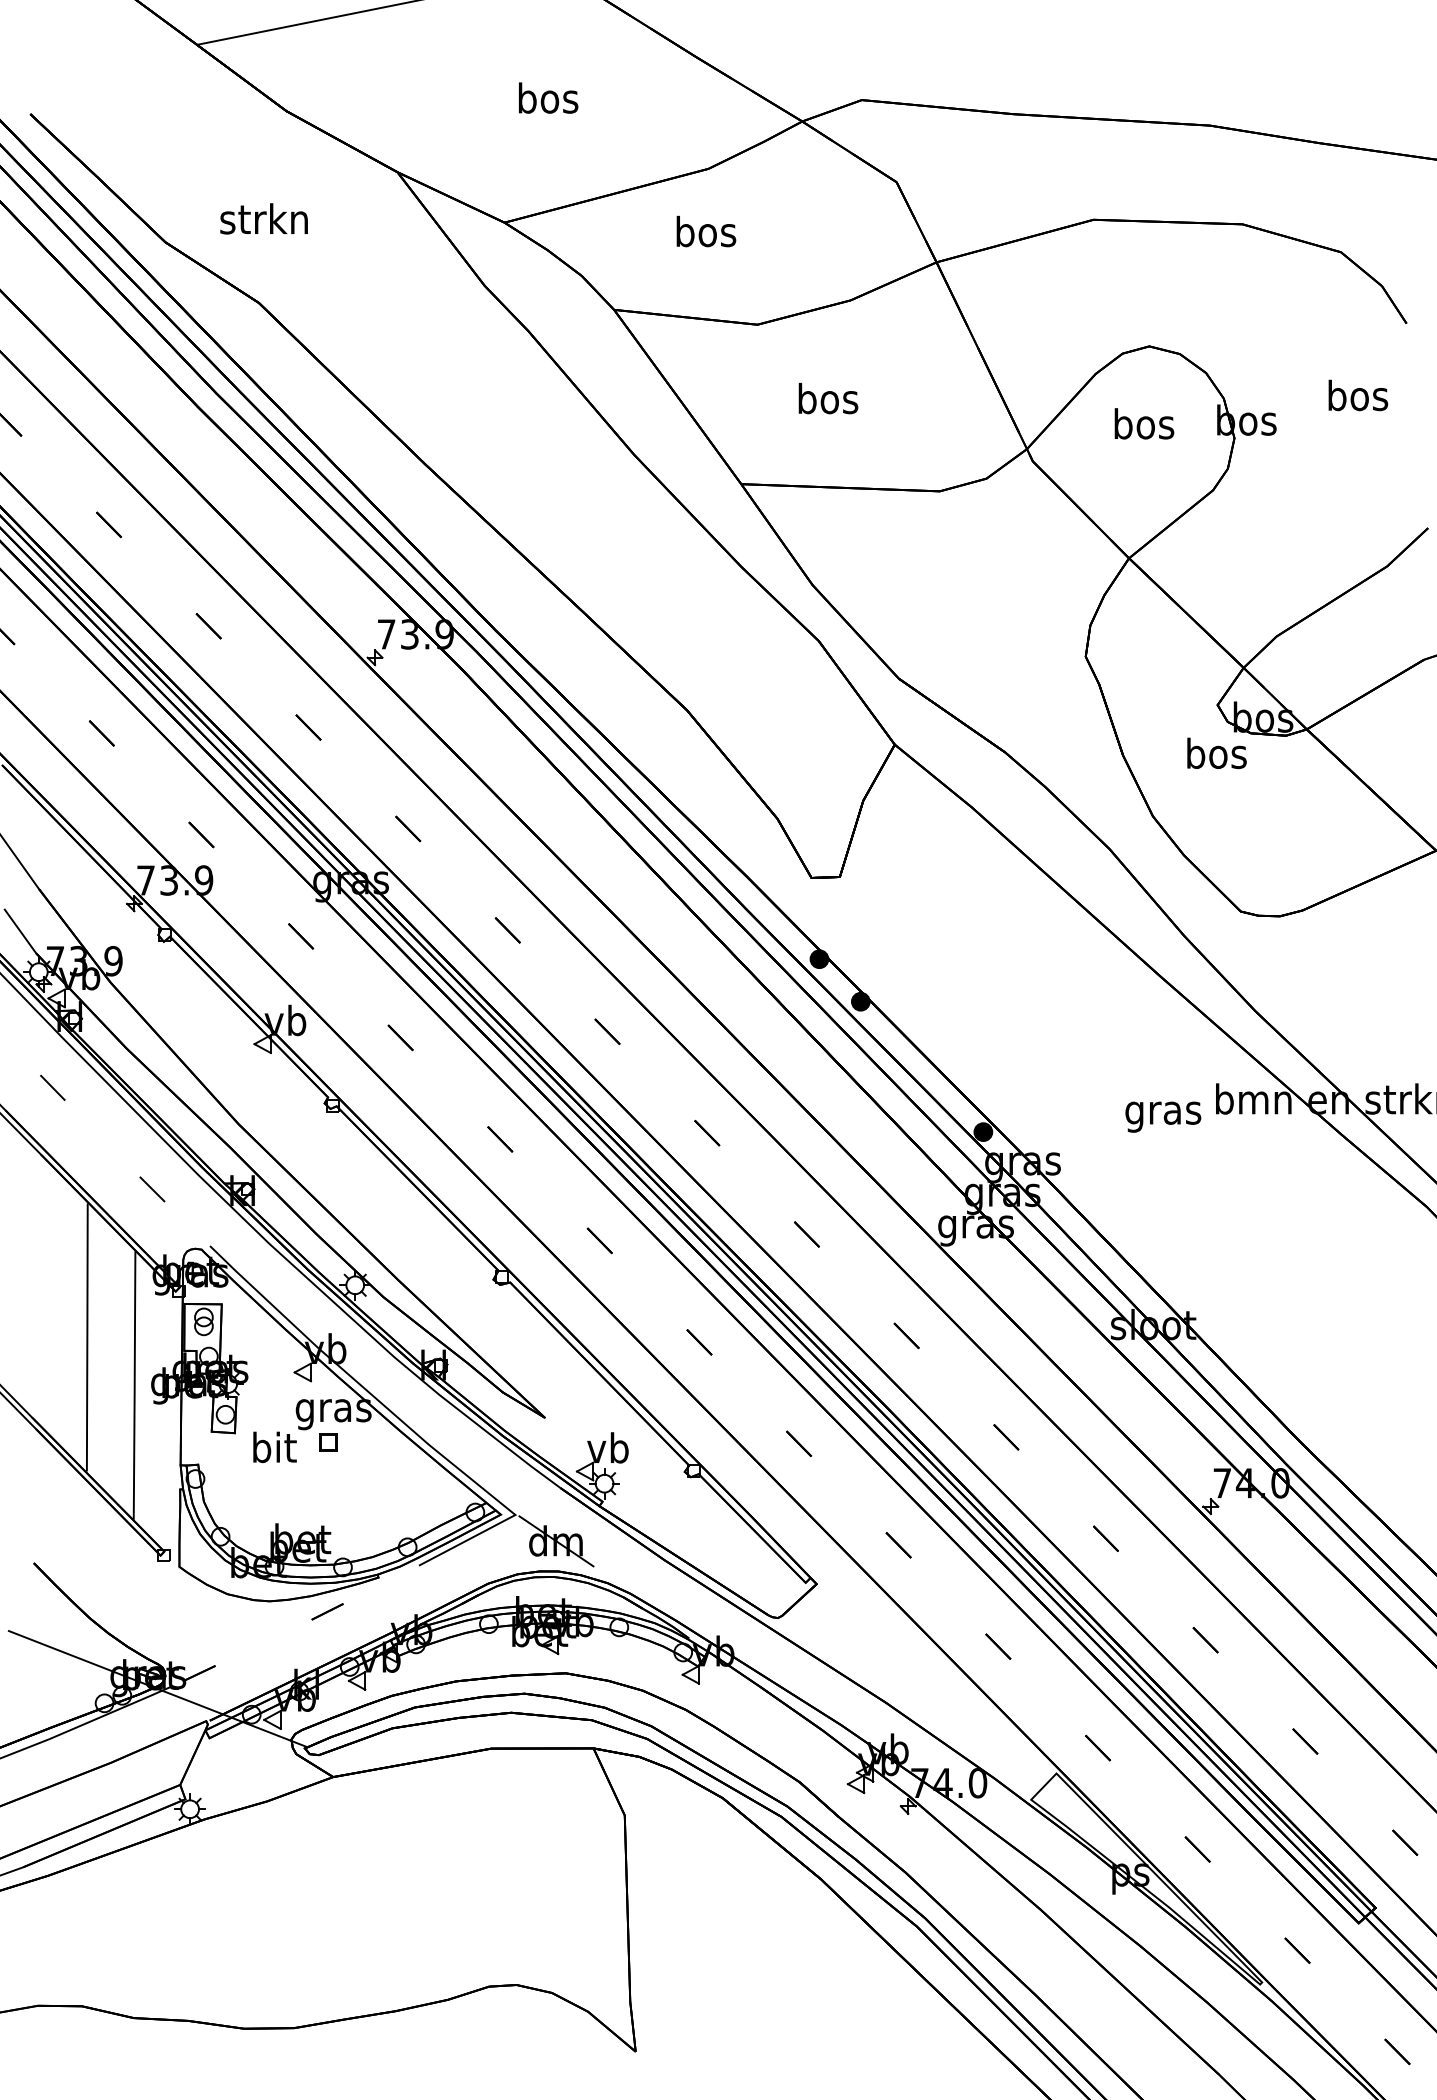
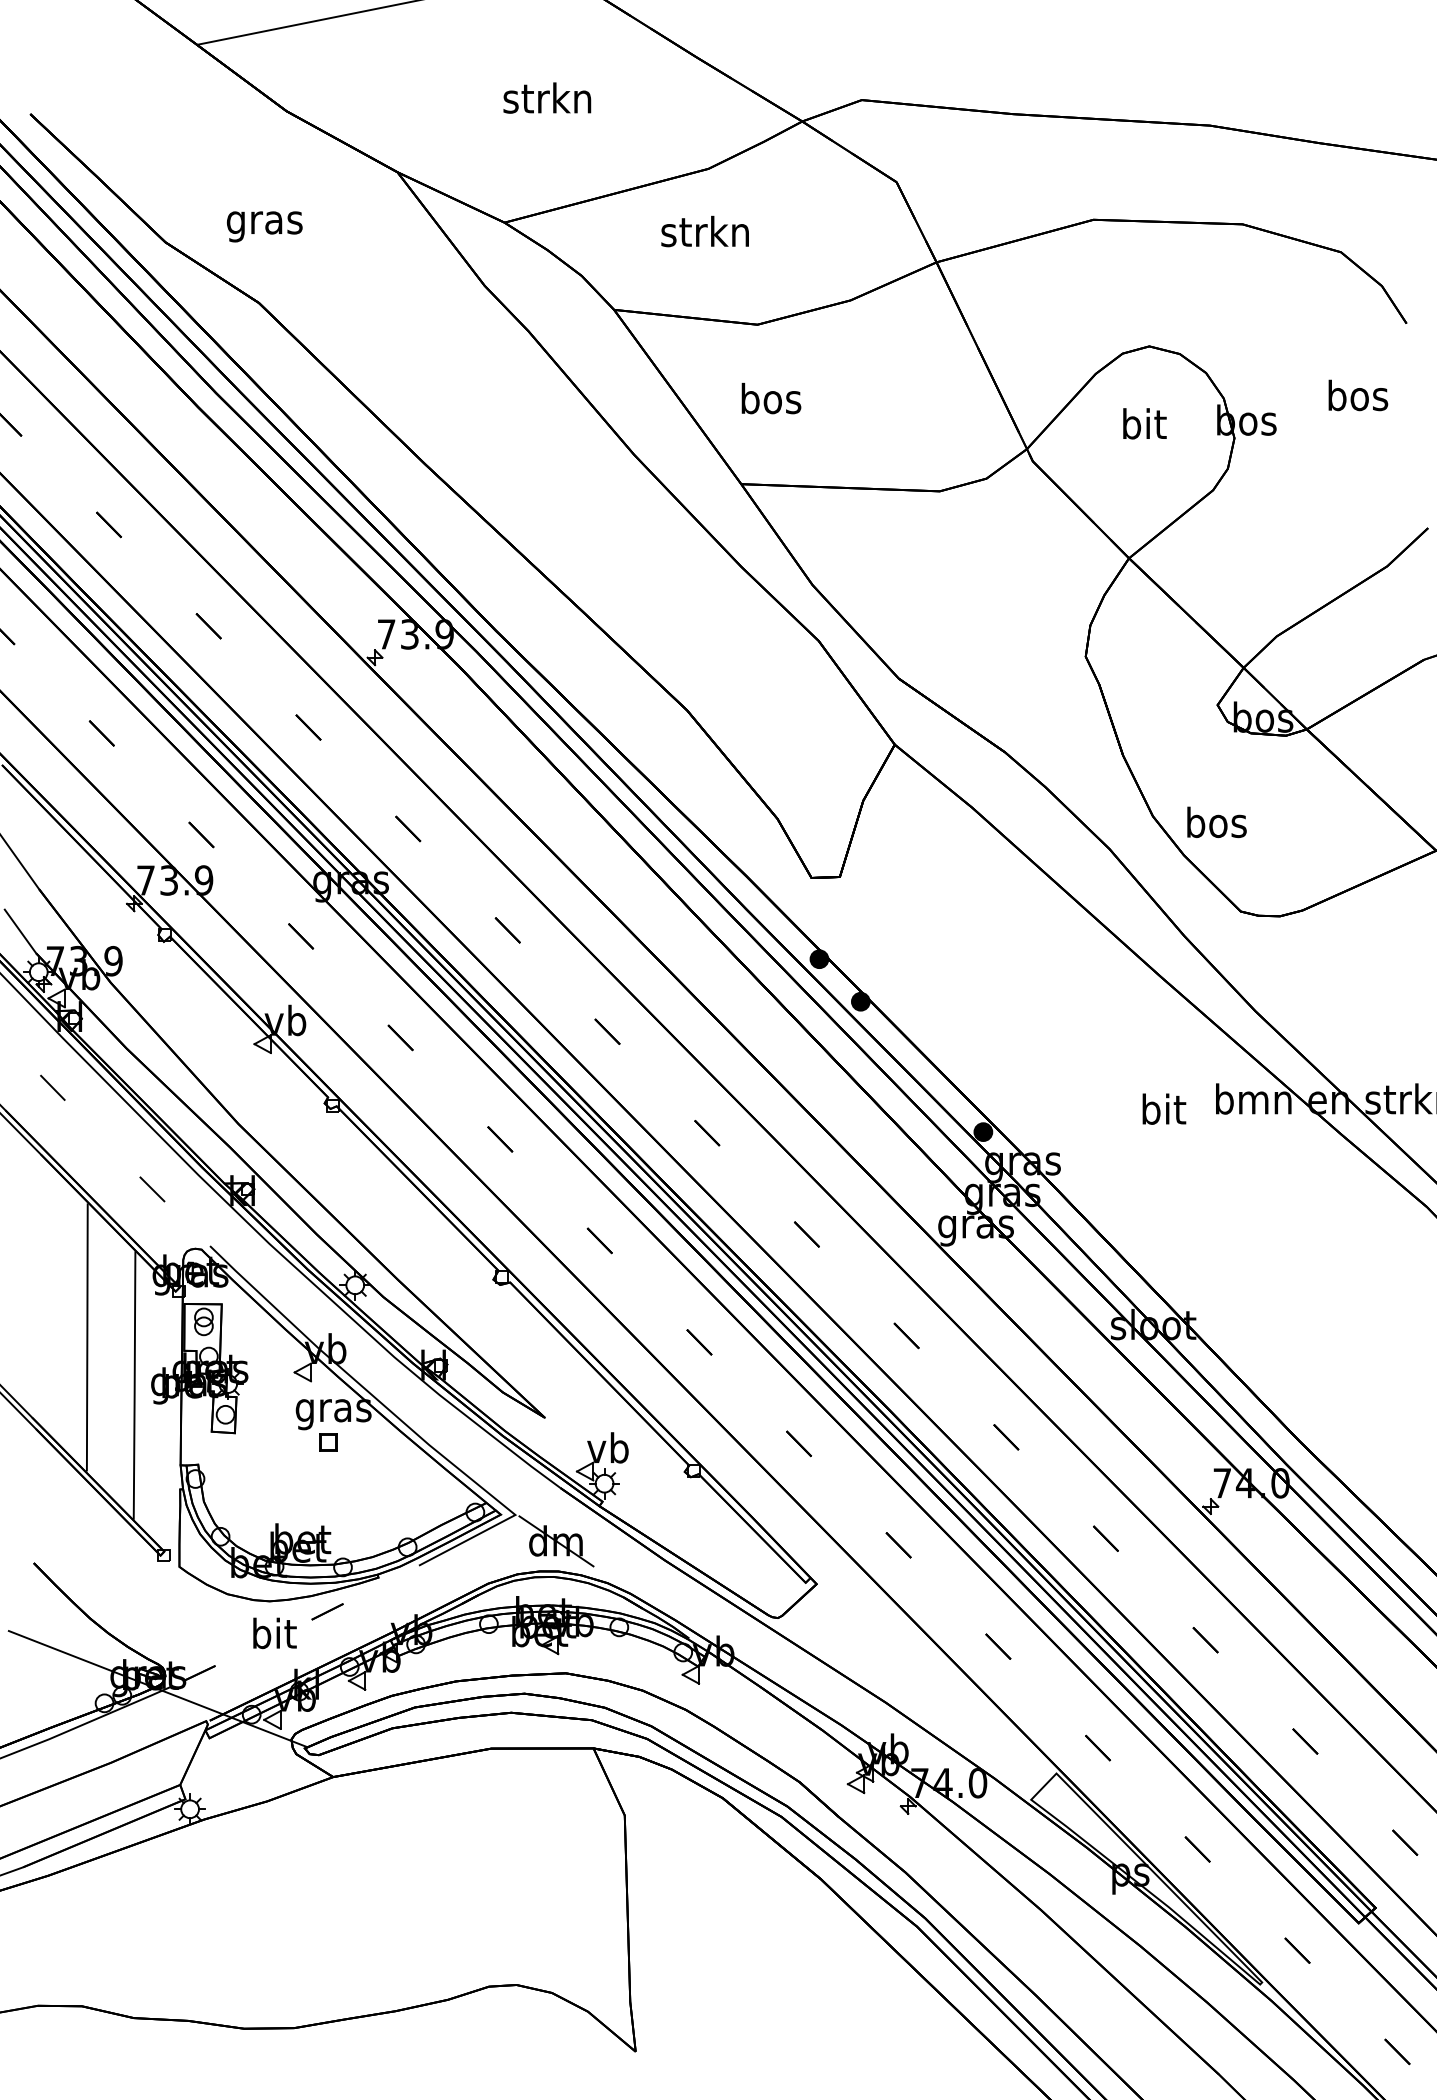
text: bos -> strkn (547, 97)
text: strkn -> gras (263, 222)
text: bos -> strkn (704, 231)
text position: (828, 398) -> (771, 398) (771, 398)
text: bos -> bit (1144, 423)
text position: (1216, 753) -> (1216, 822) (1216, 822)
text: gras -> bit (1163, 1112)
text position: (274, 1447) -> (274, 1633) (274, 1633)
